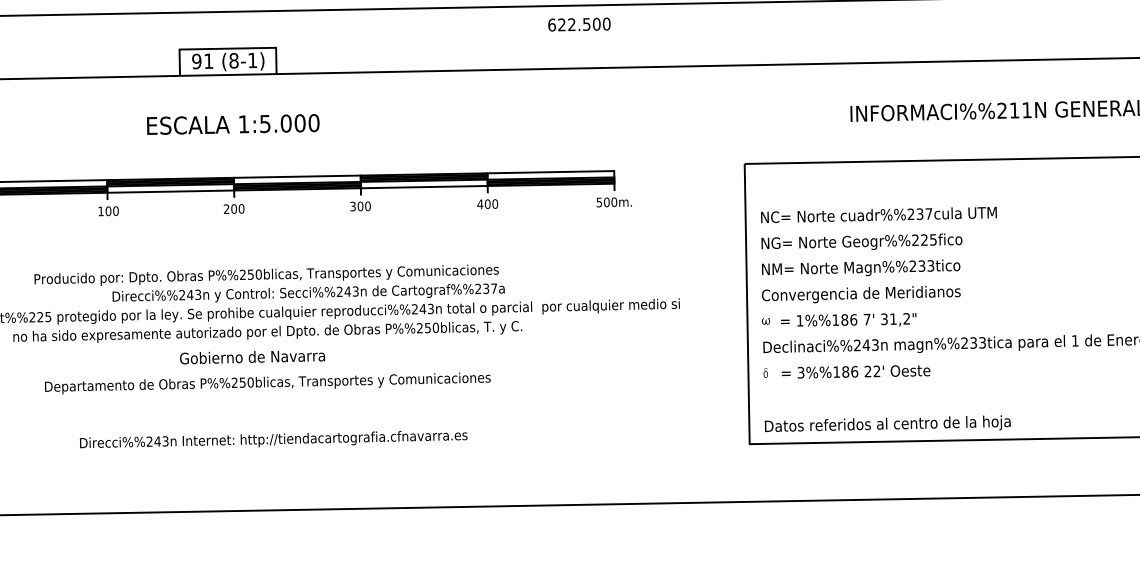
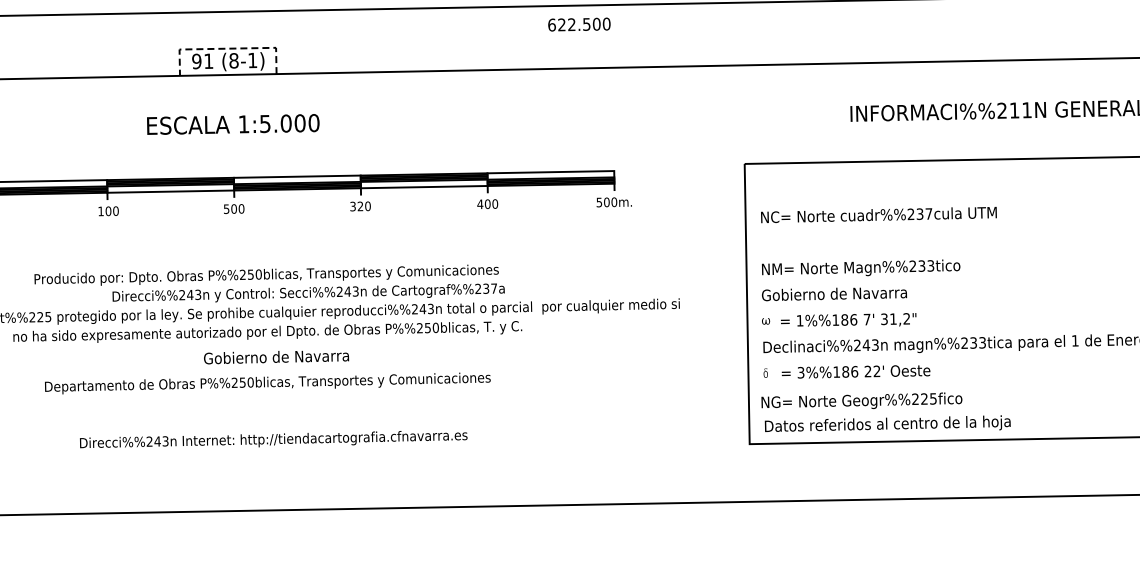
line: solid -> dashed (227, 48)
text: 300 -> 320 (360, 206)
text: 200 -> 500 (226, 209)
text position: (861, 241) -> (861, 400) (861, 400)
text: Convergencia de Meridianos -> Gobierno de Navarra (863, 294)
text position: (252, 357) -> (276, 357) (276, 357)
